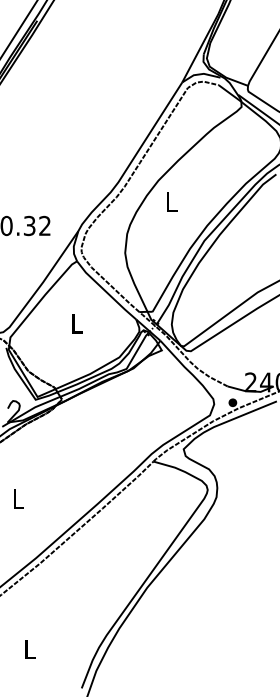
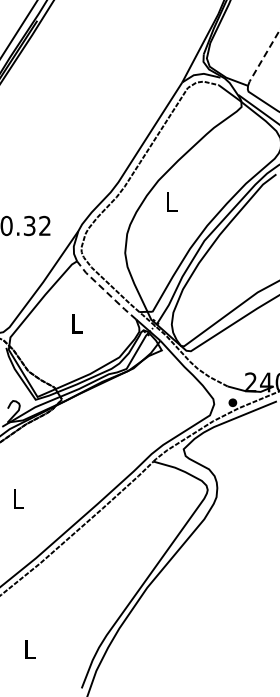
line: solid -> dashed (263, 58)
line: solid -> dashed (105, 291)
